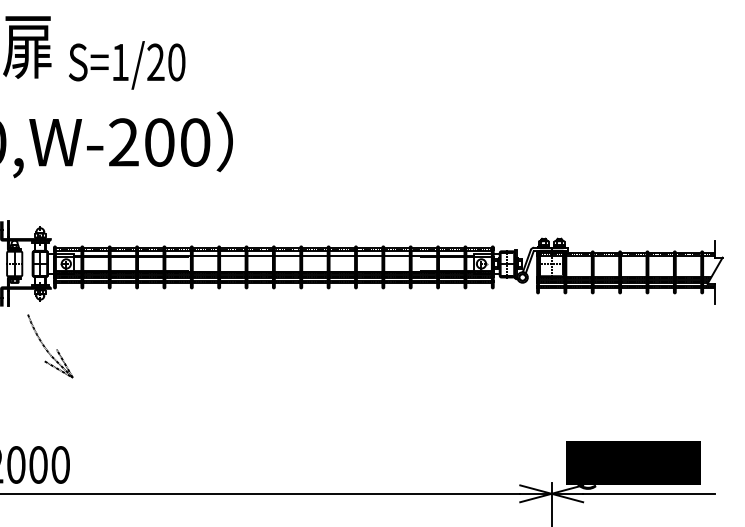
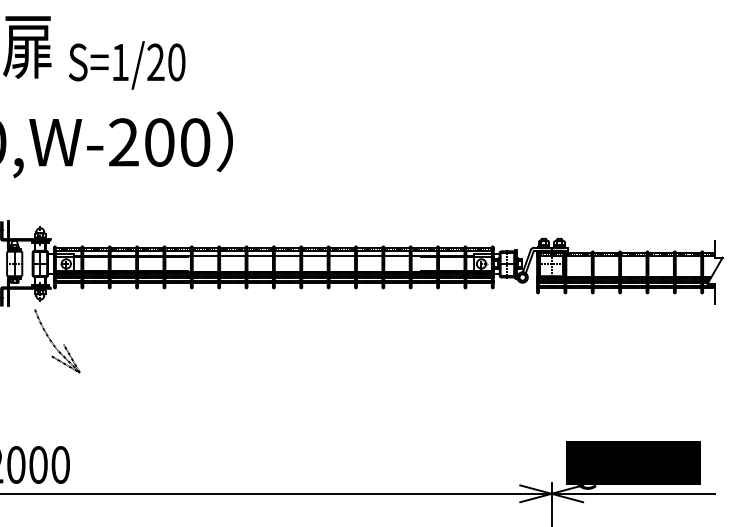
part position: (50, 346) -> (57, 341) (57, 341)
